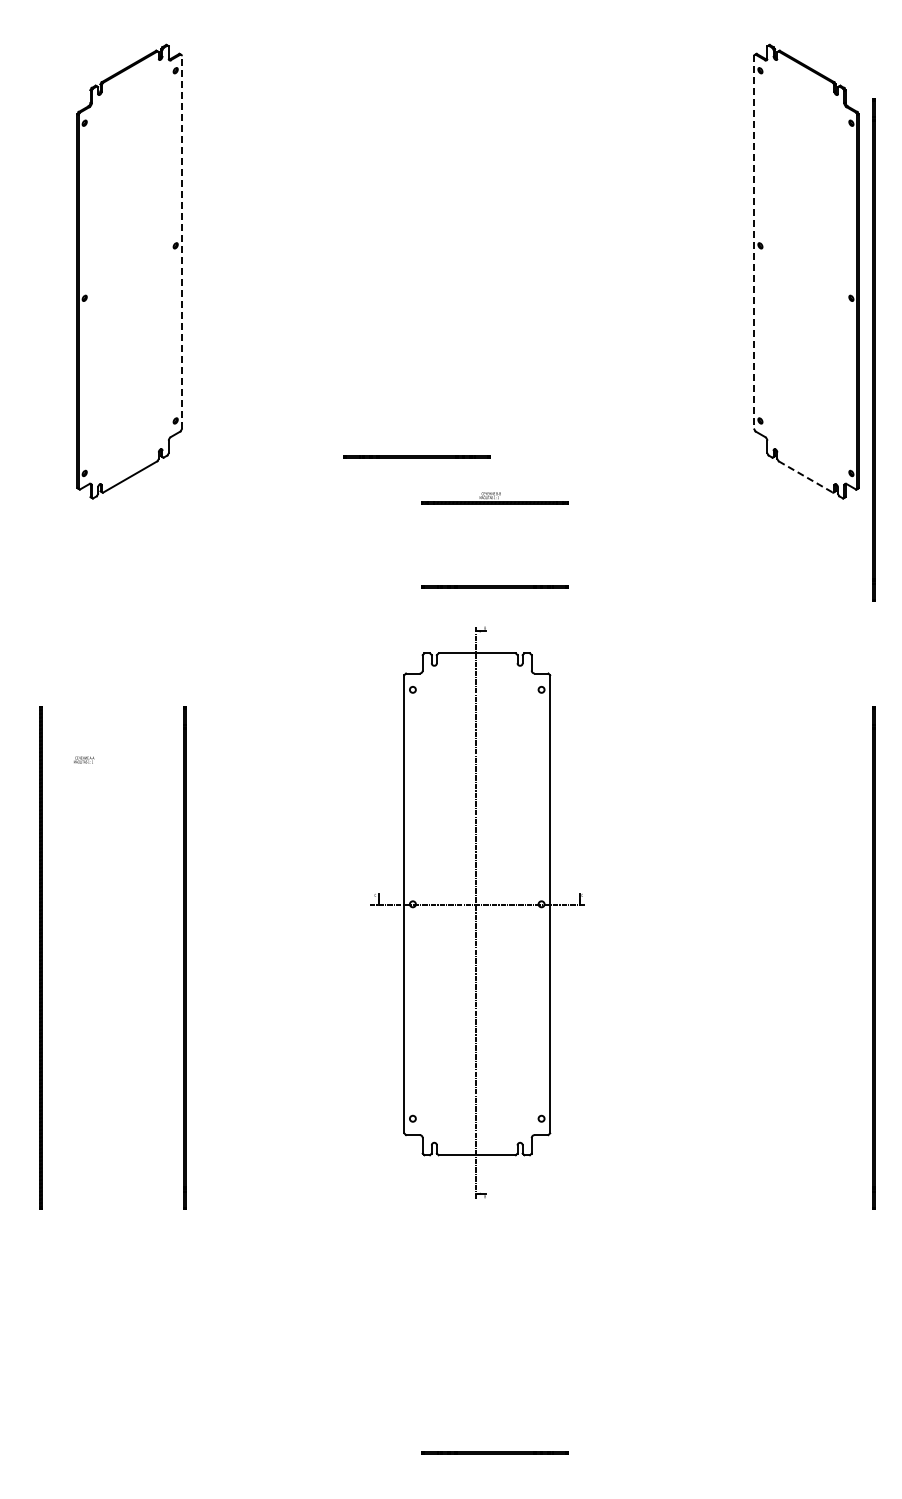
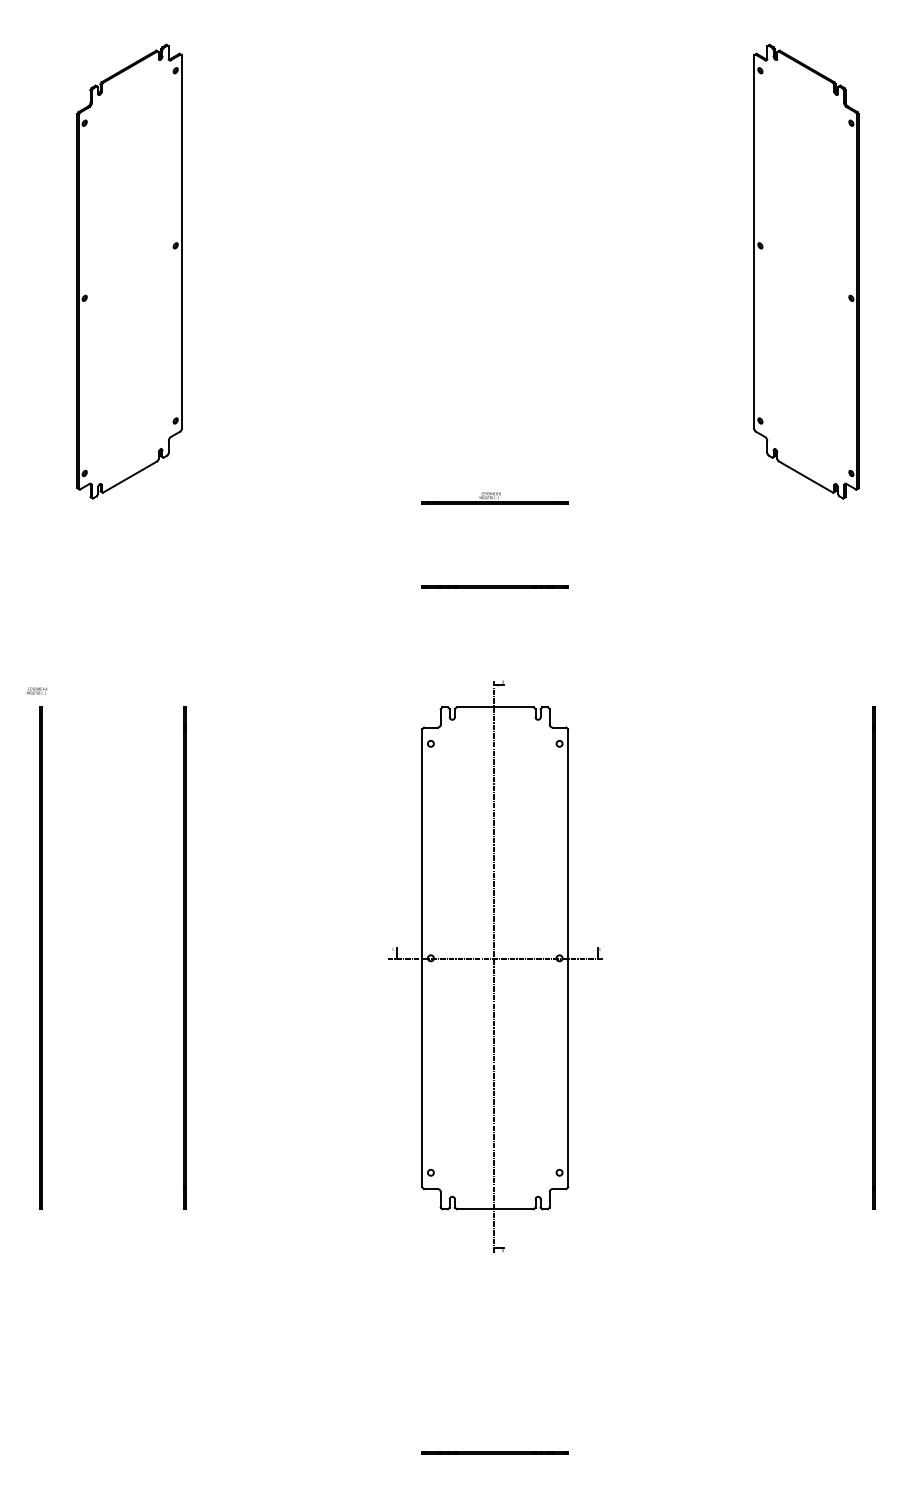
line: dashed -> solid (181, 241)
line: dashed -> solid (754, 242)
line: present -> none (873, 349)
line: present -> none (416, 456)
line: dashed -> solid (805, 477)
text position: (84, 759) -> (37, 690) (37, 690)
part position: (477, 912) -> (495, 966) (495, 966)
